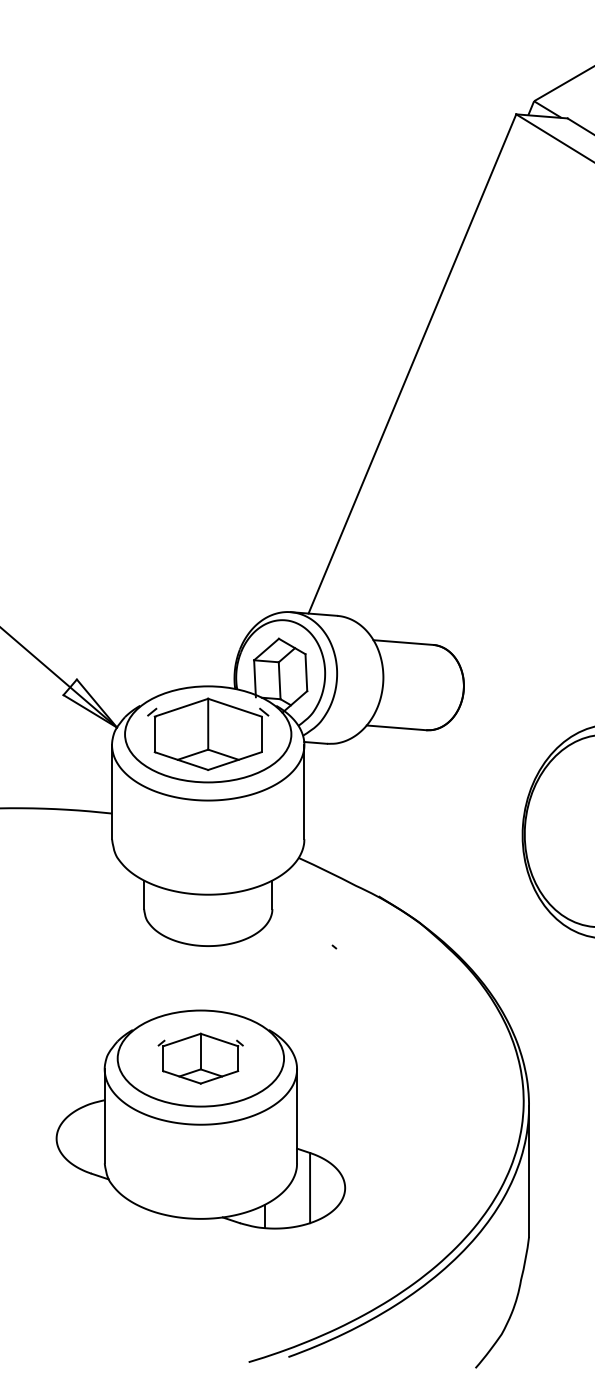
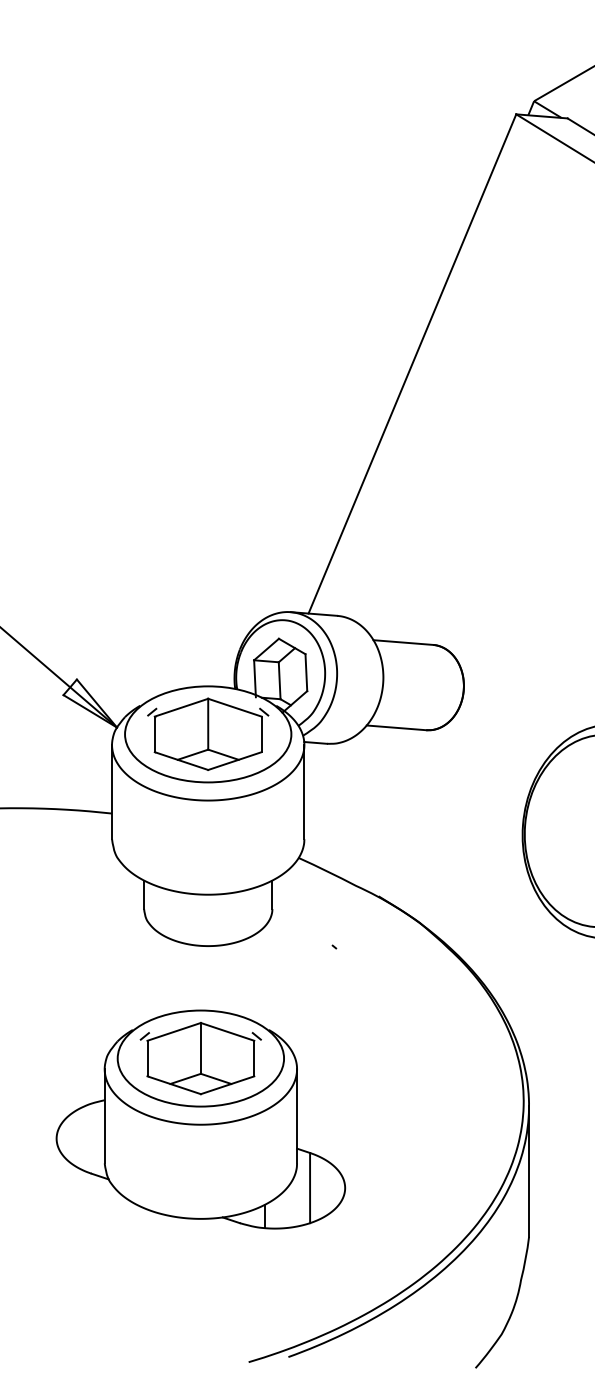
part size: 87x53 px -> 123x74 px (200, 1058)
